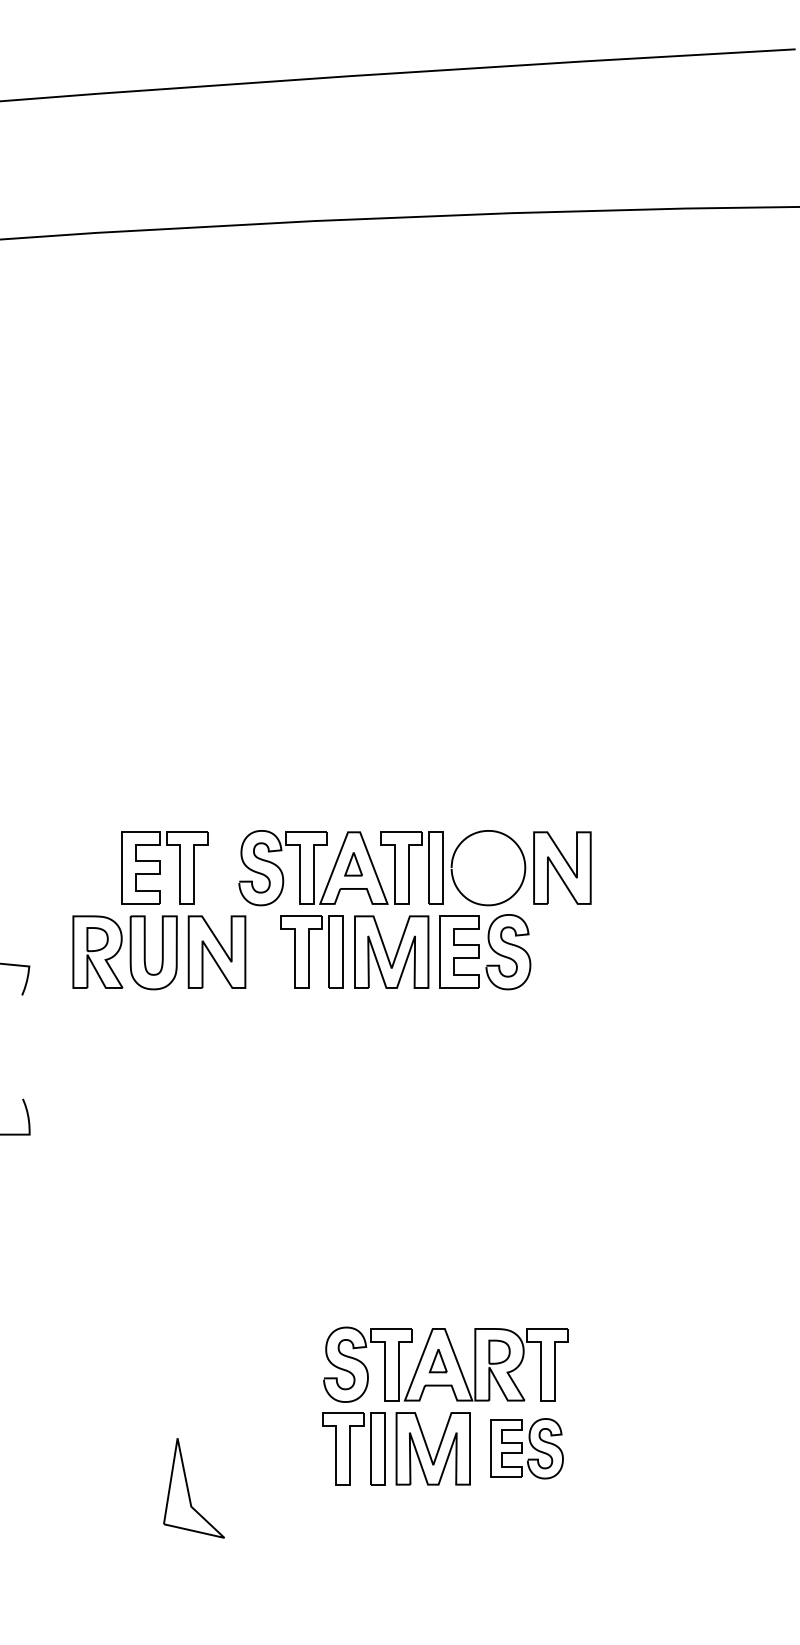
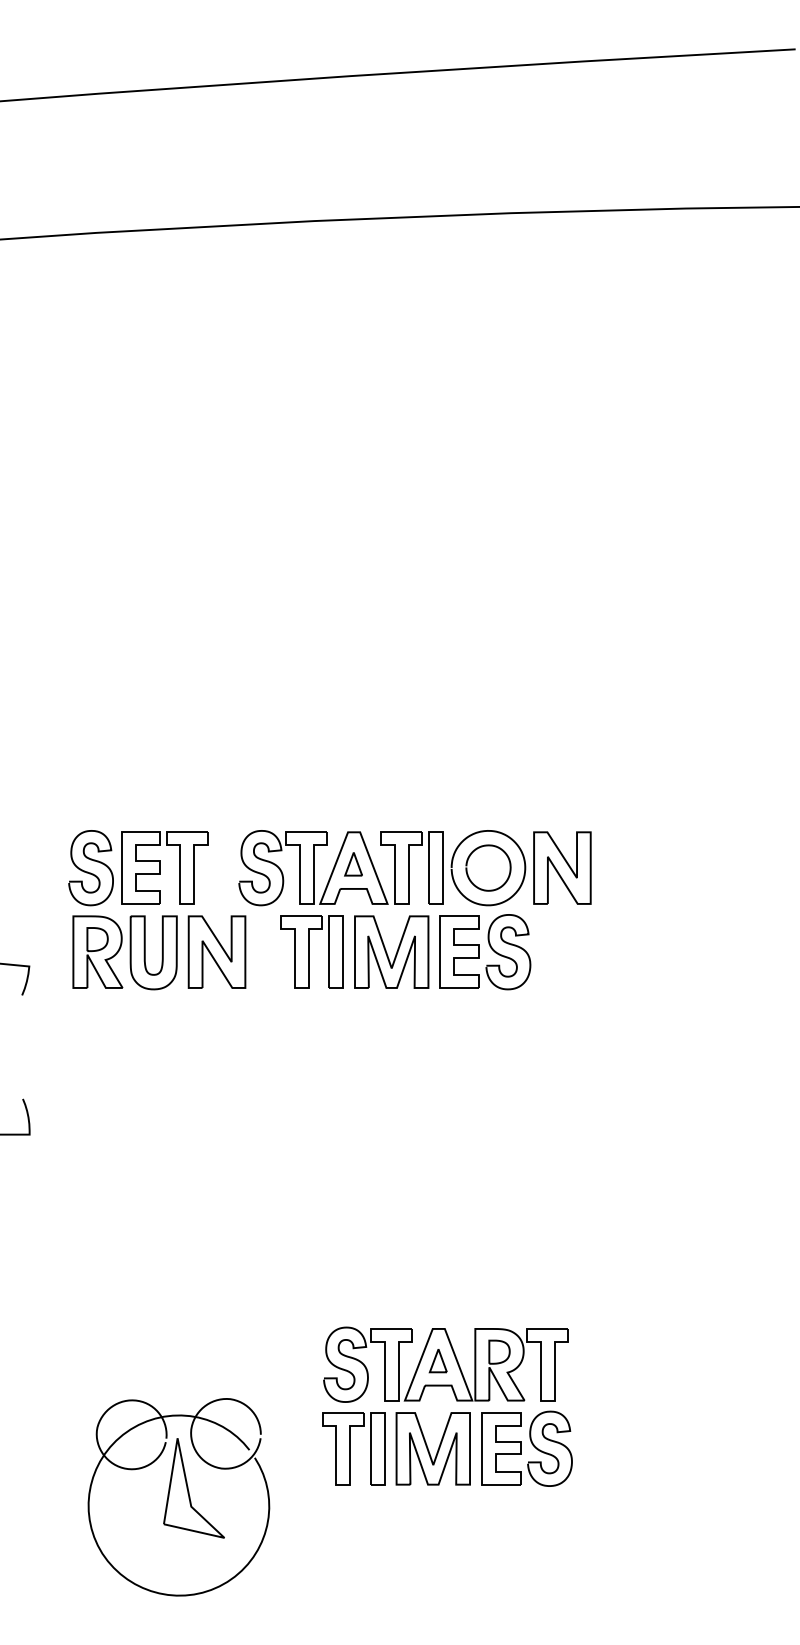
curve: none -> present (476, 850)
curve: none -> present (90, 872)
part size: 74x62 px -> 92x77 px (526, 1448)
part: none -> present (153, 1463)
